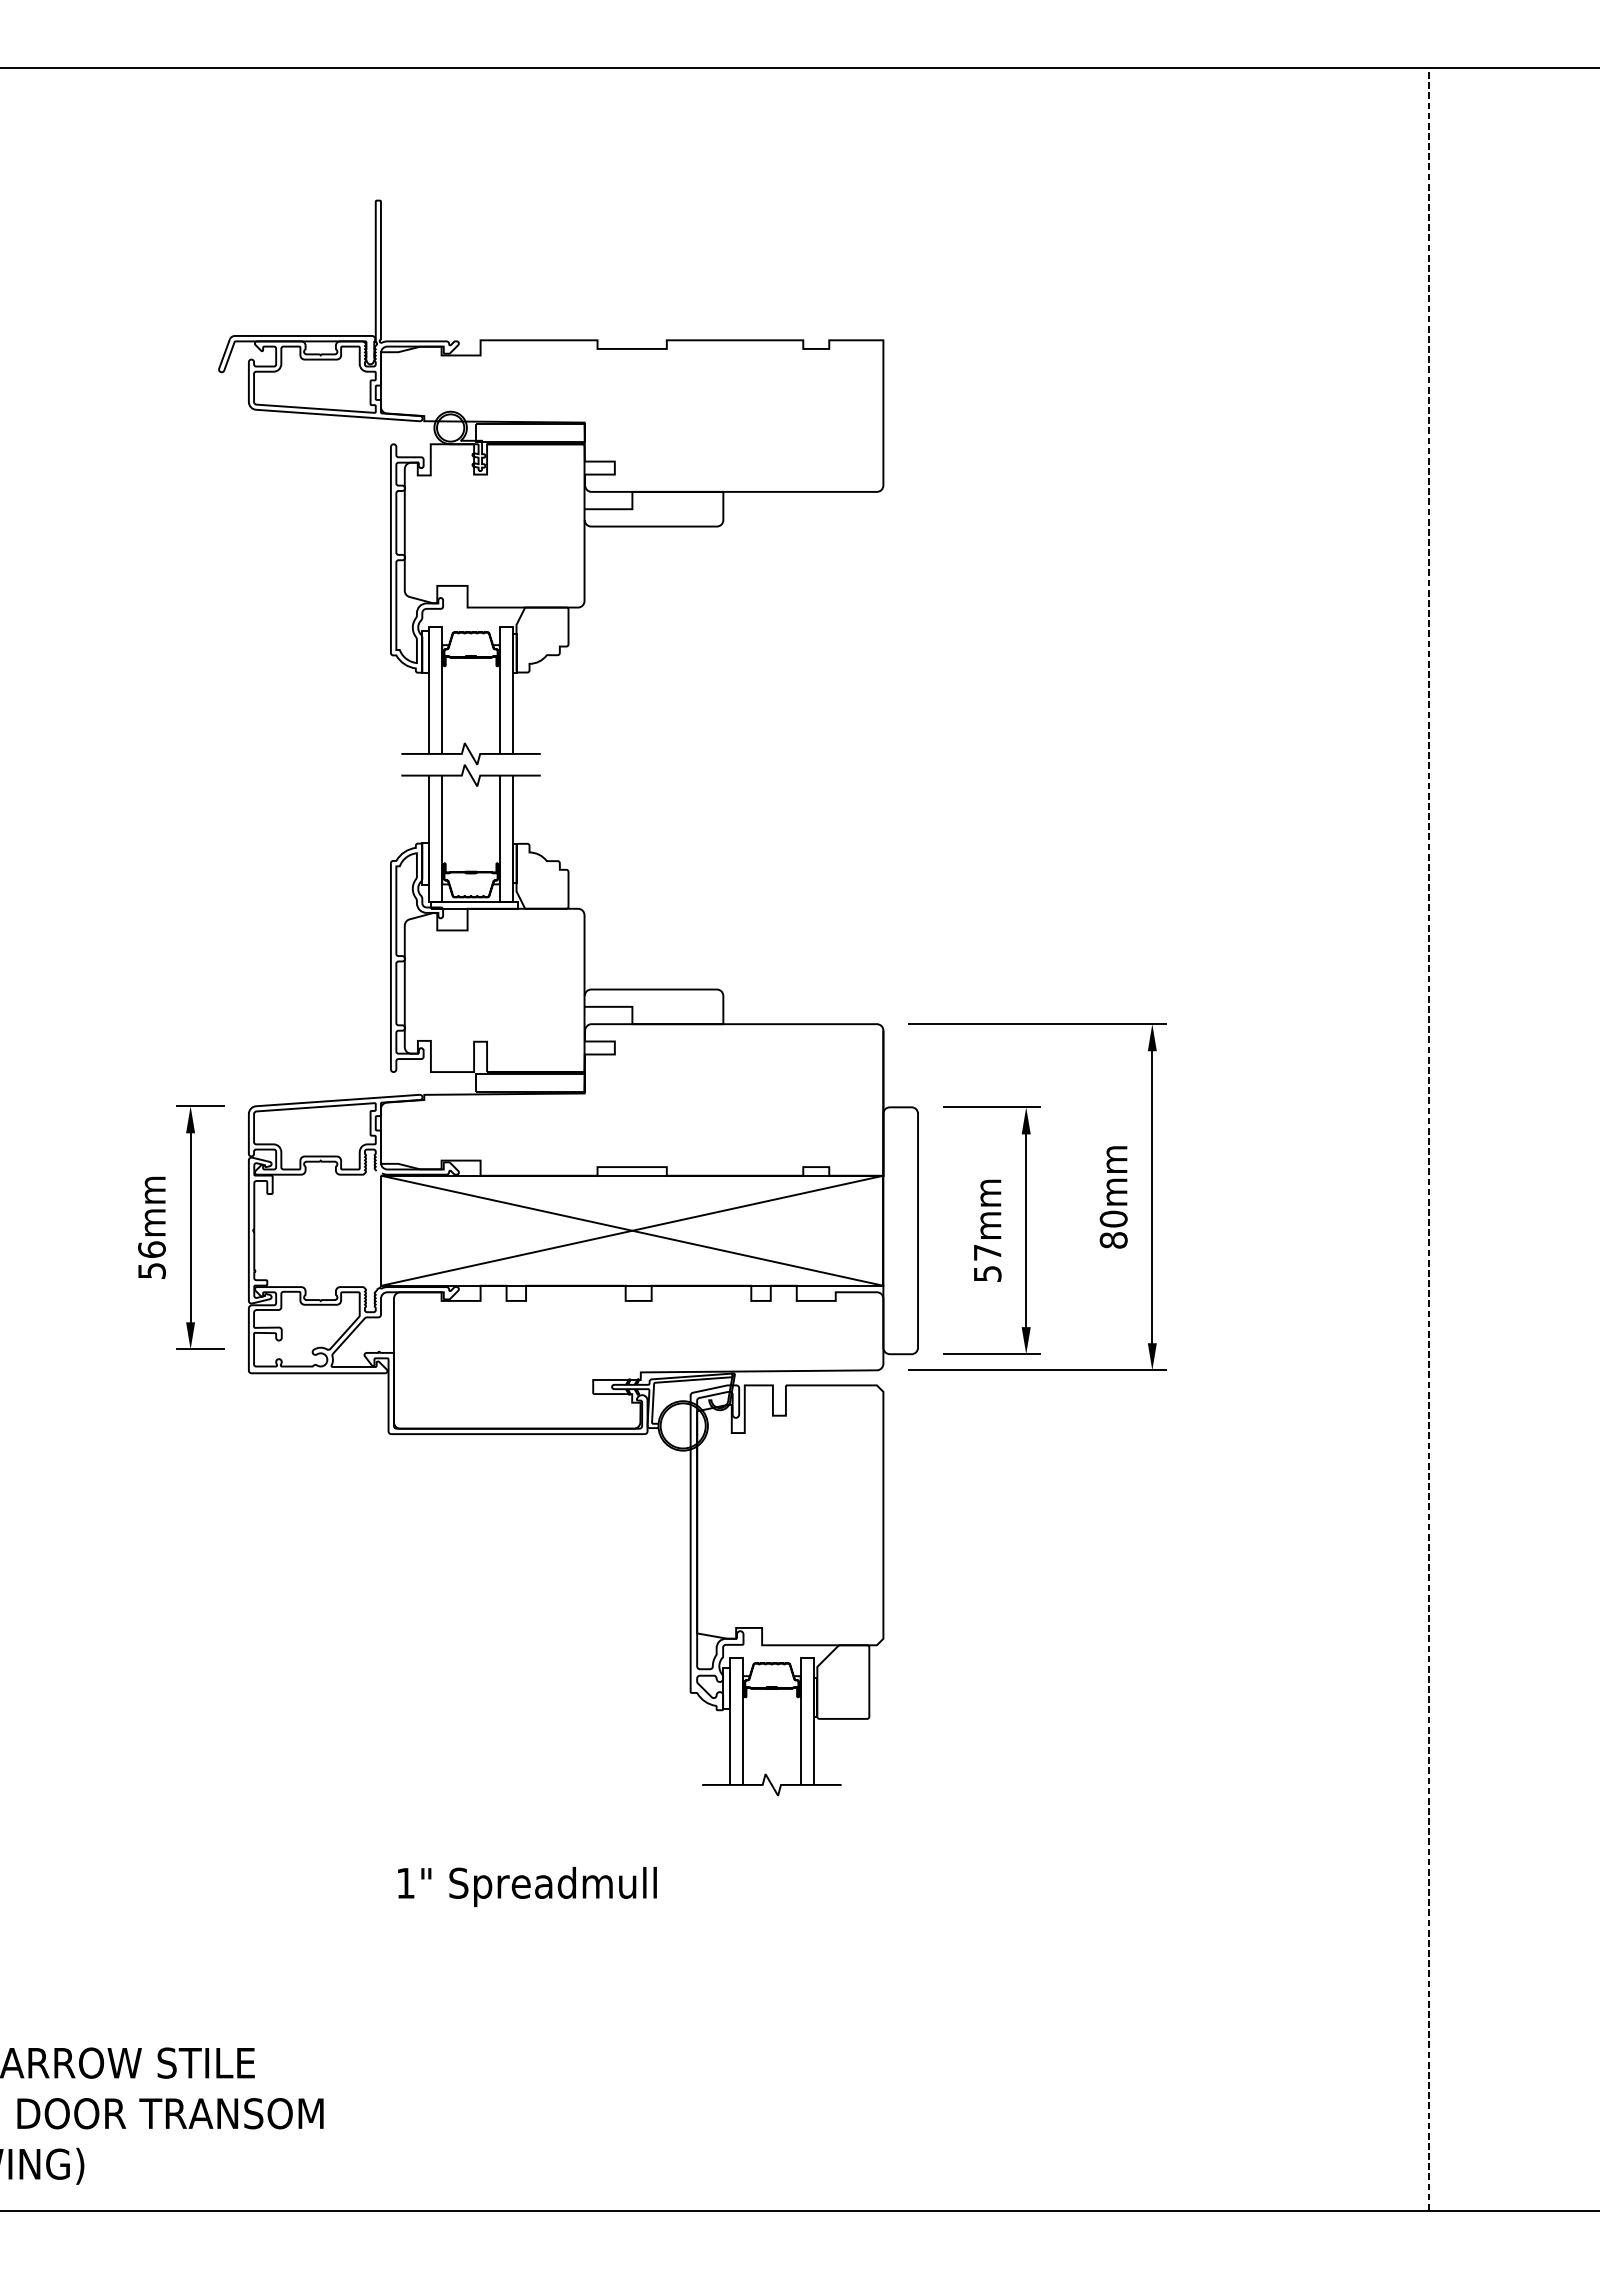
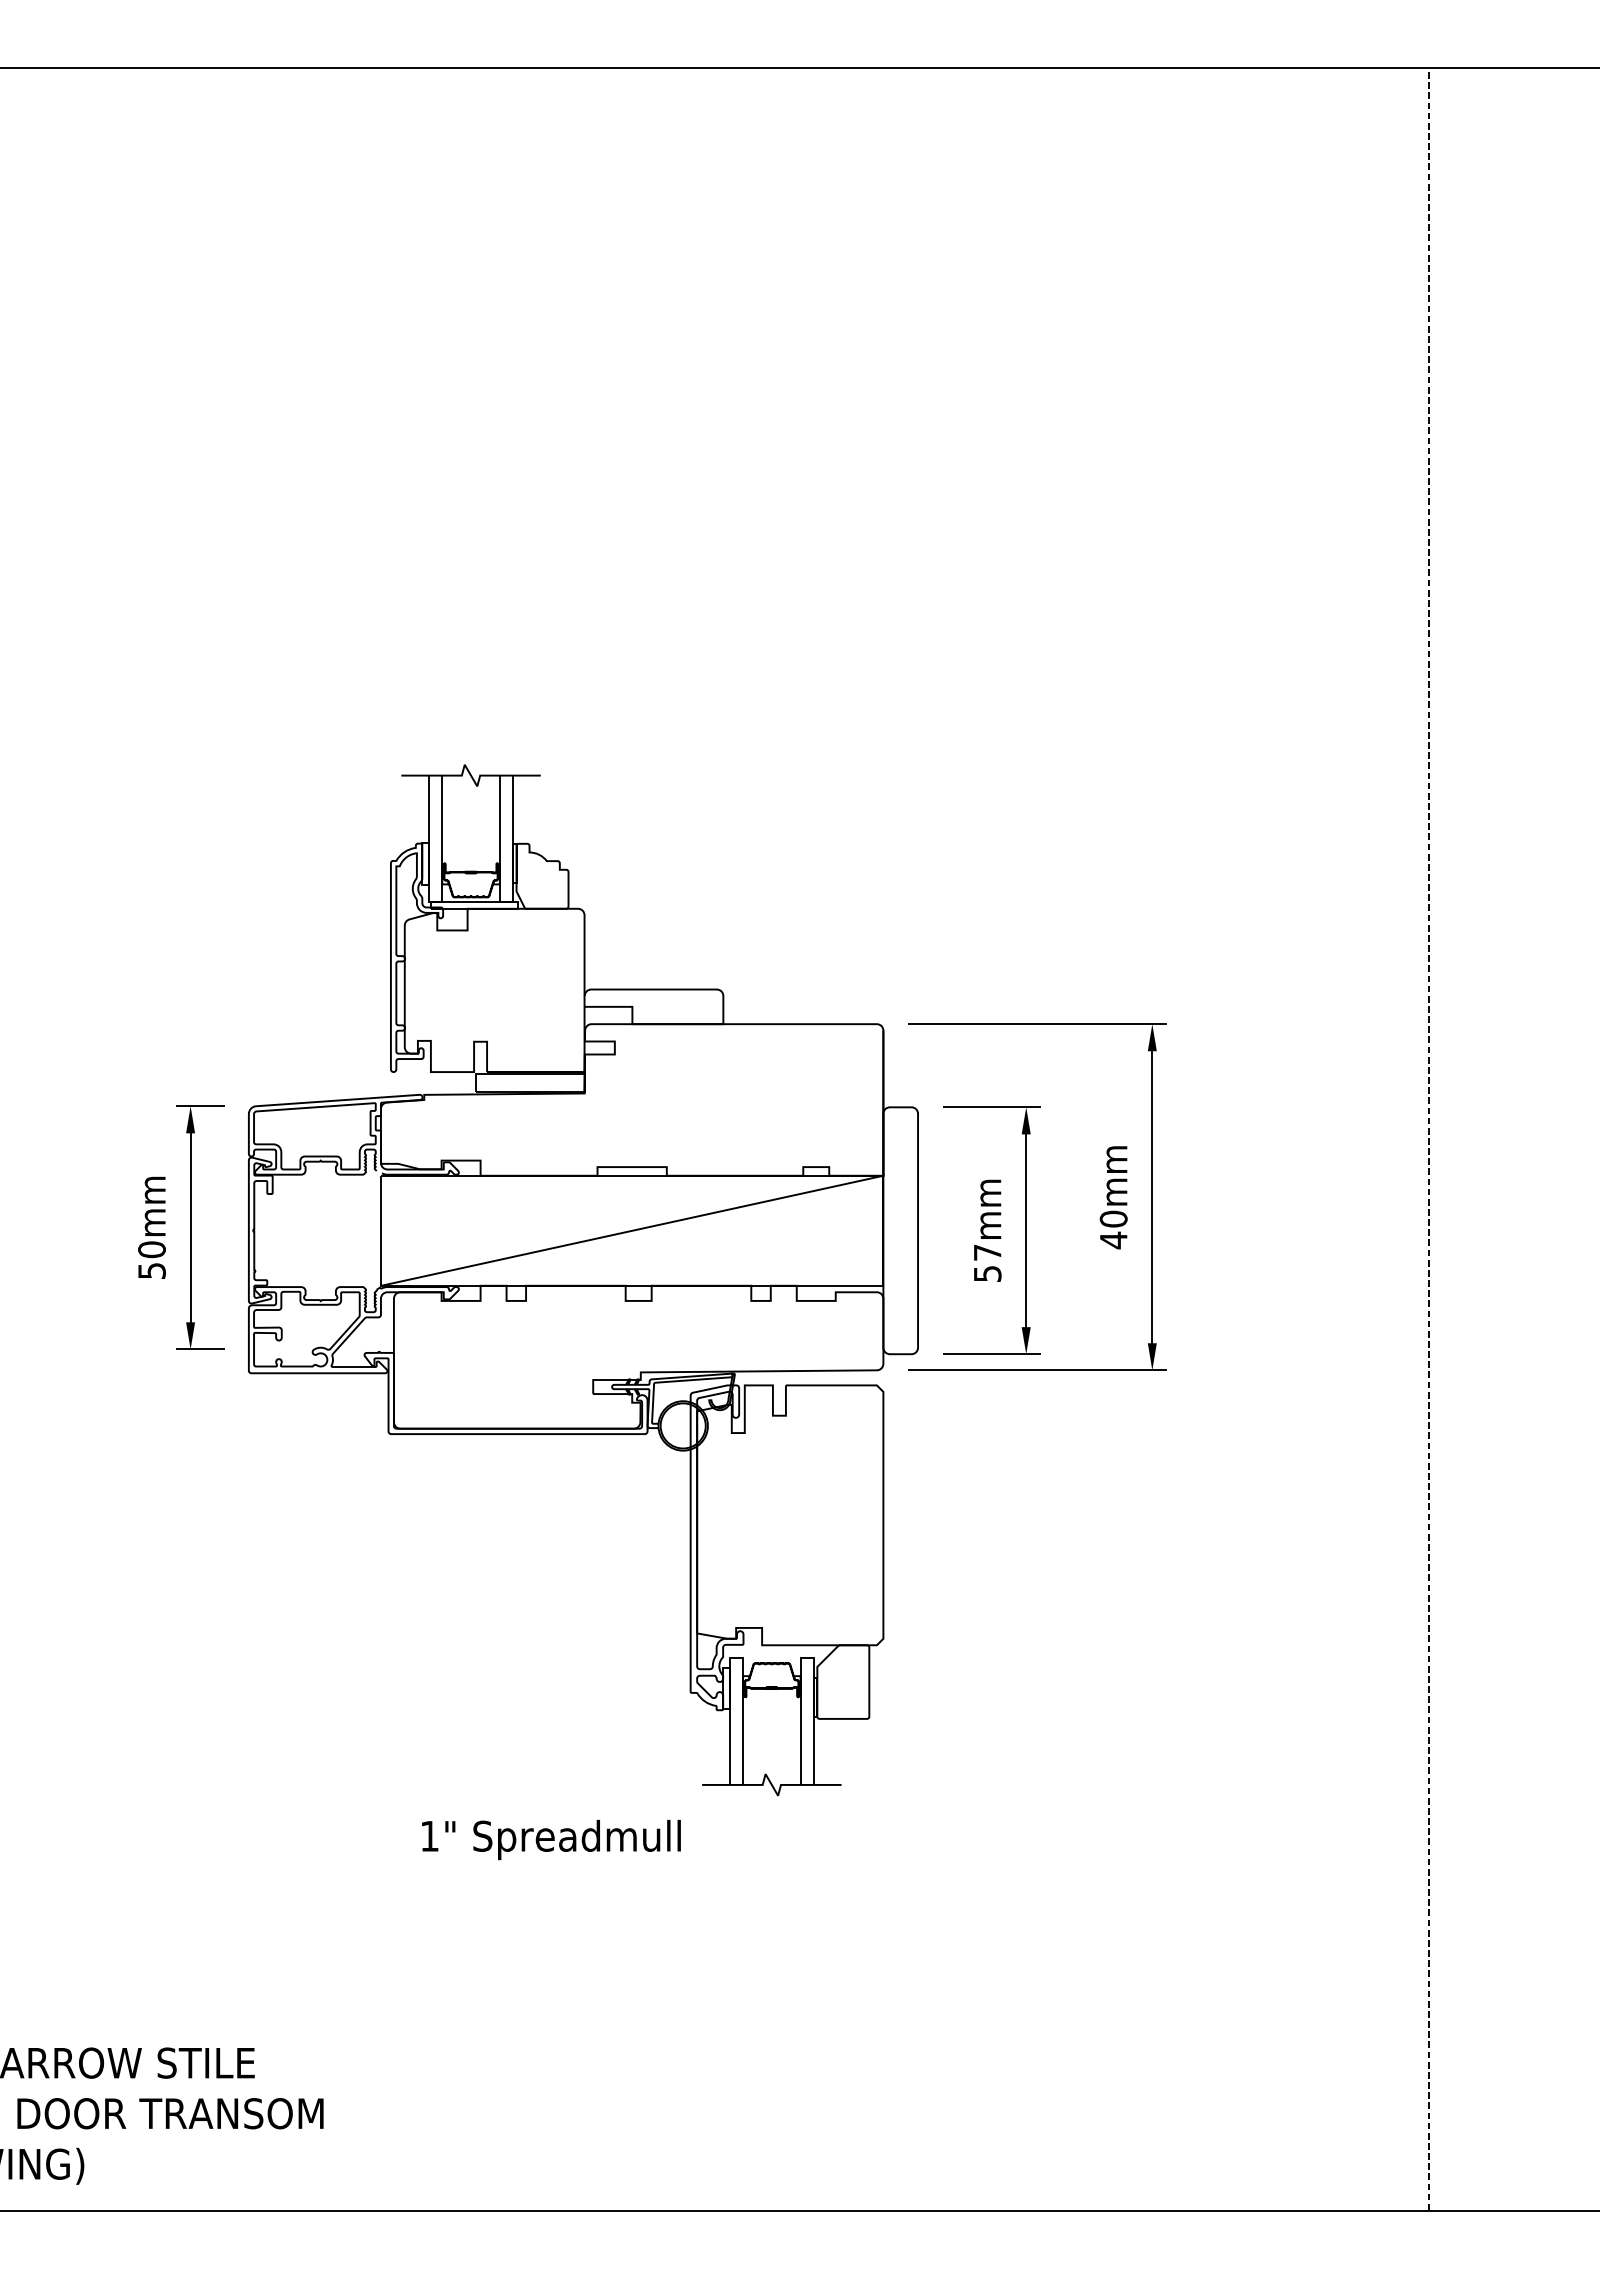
part: present -> none (551, 482)
line: present -> none (632, 1230)
text: 80mm -> 40mm (1113, 1240)
text: 56mm -> 50mm (151, 1249)
text position: (527, 1887) -> (551, 1840) (551, 1840)
